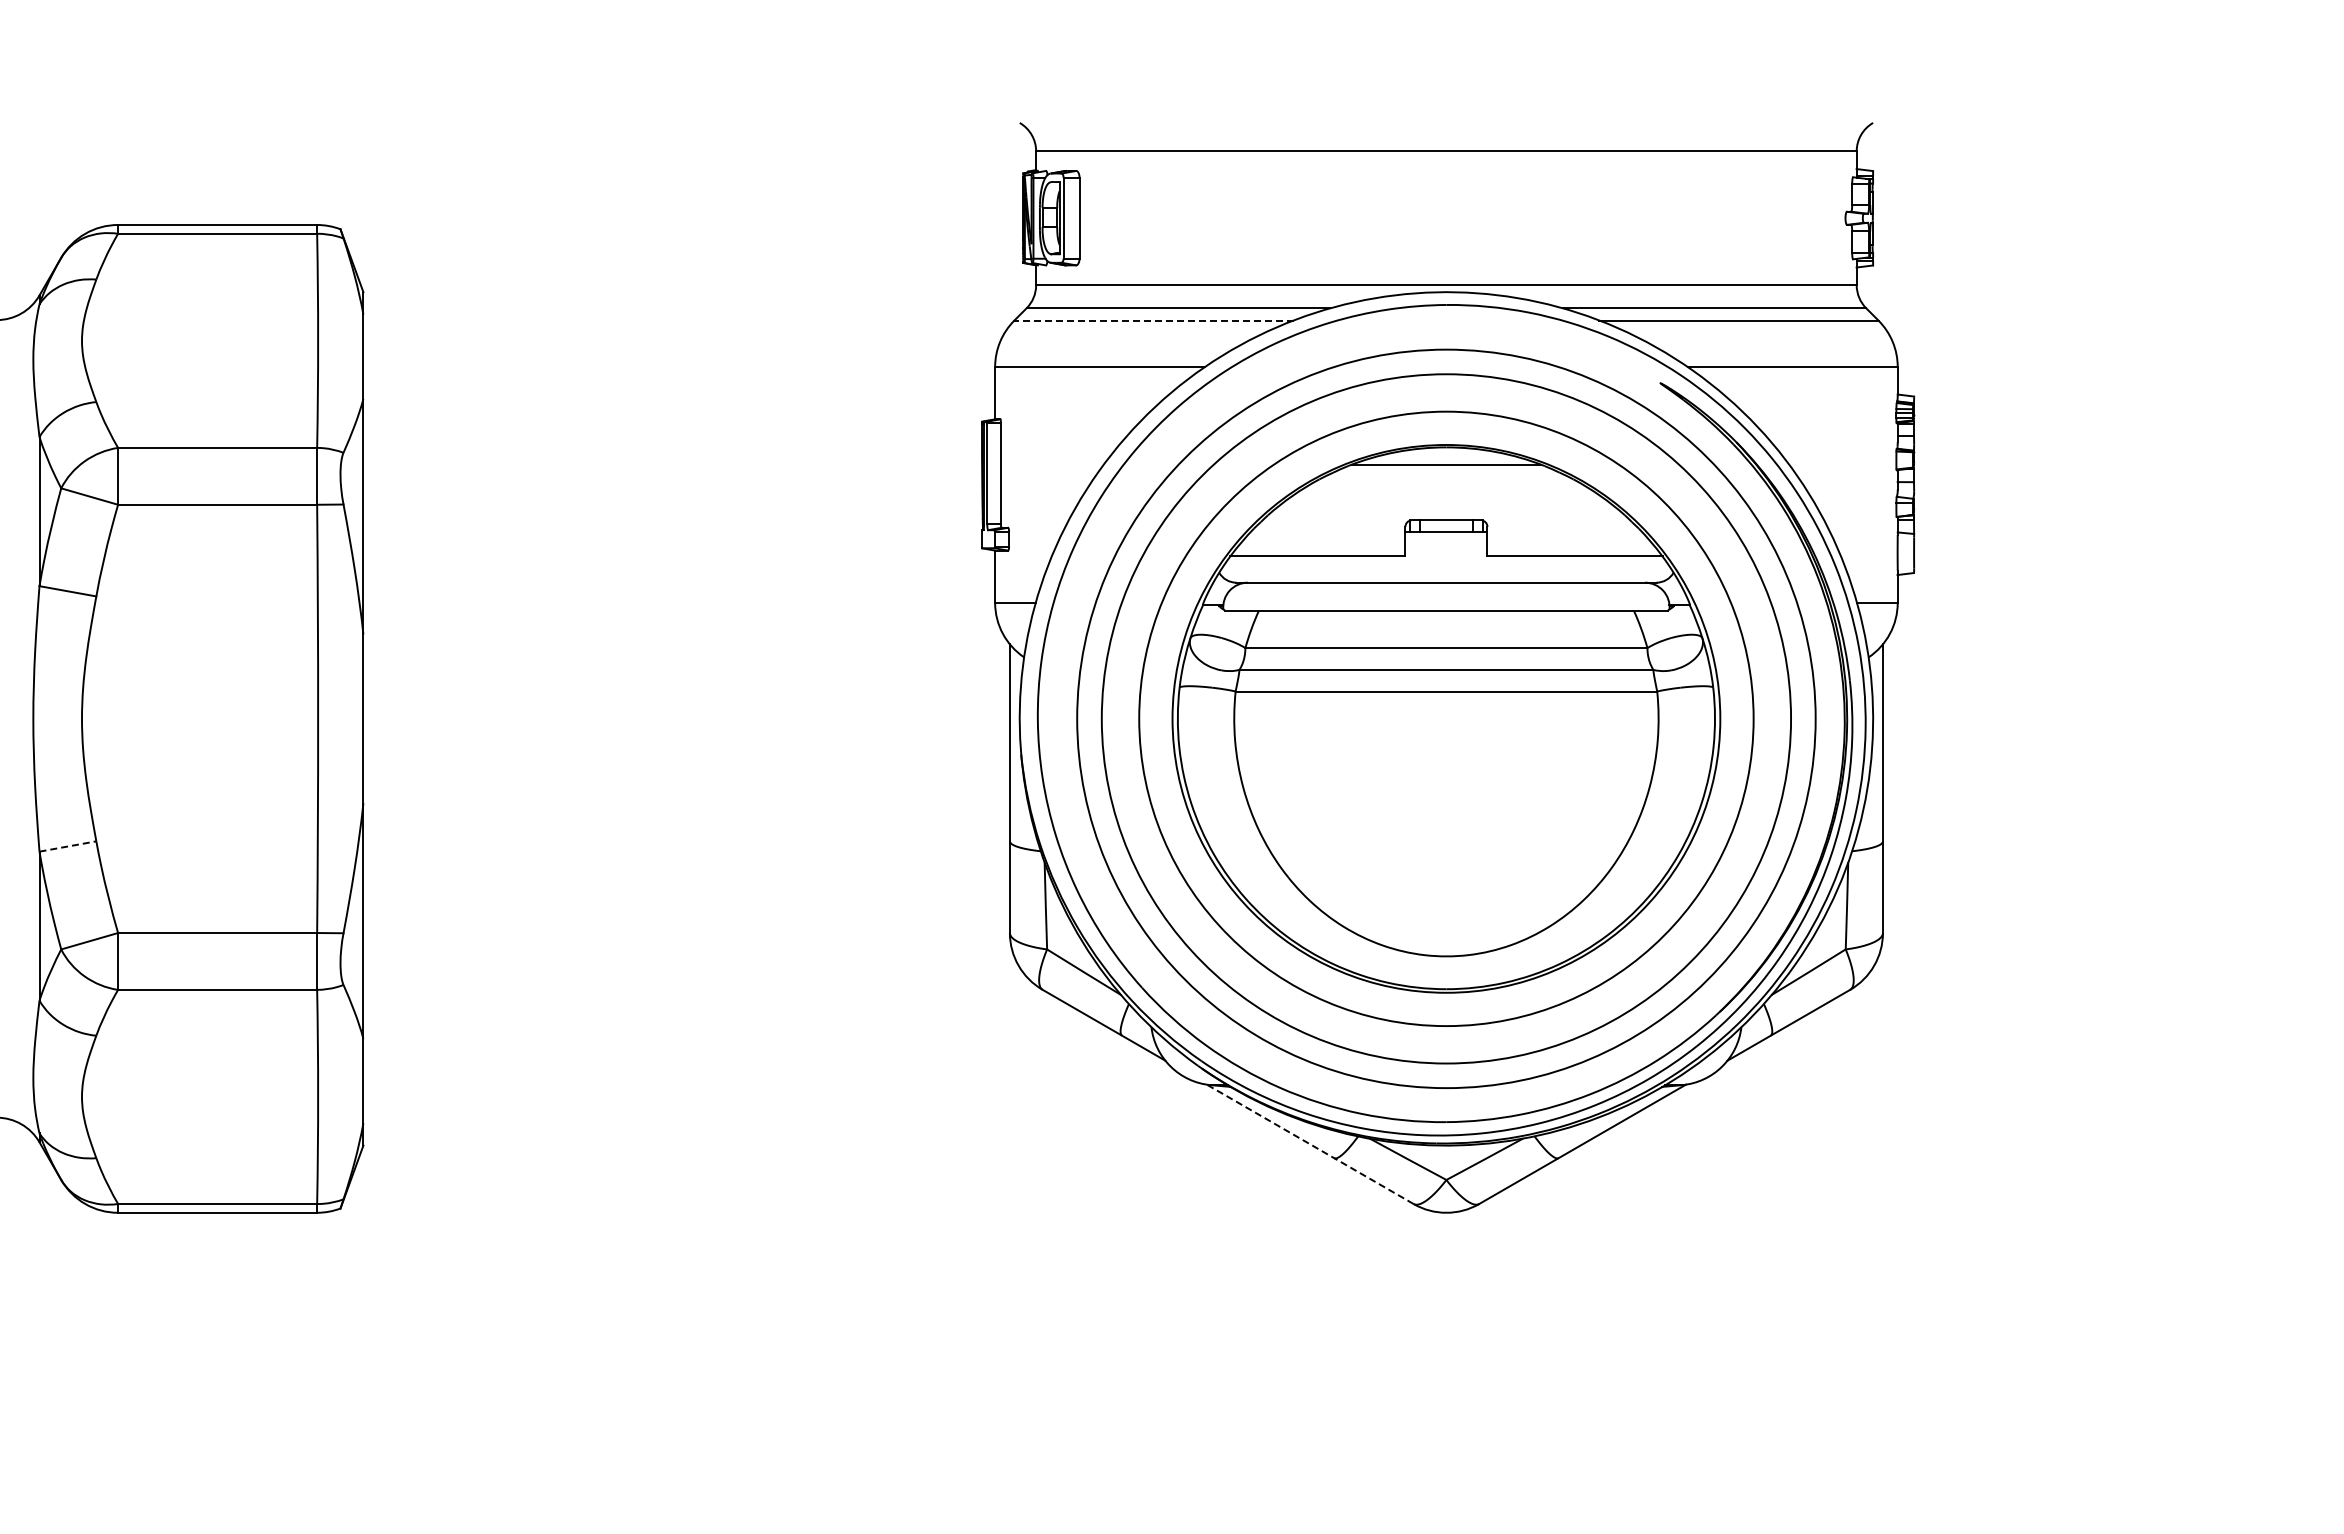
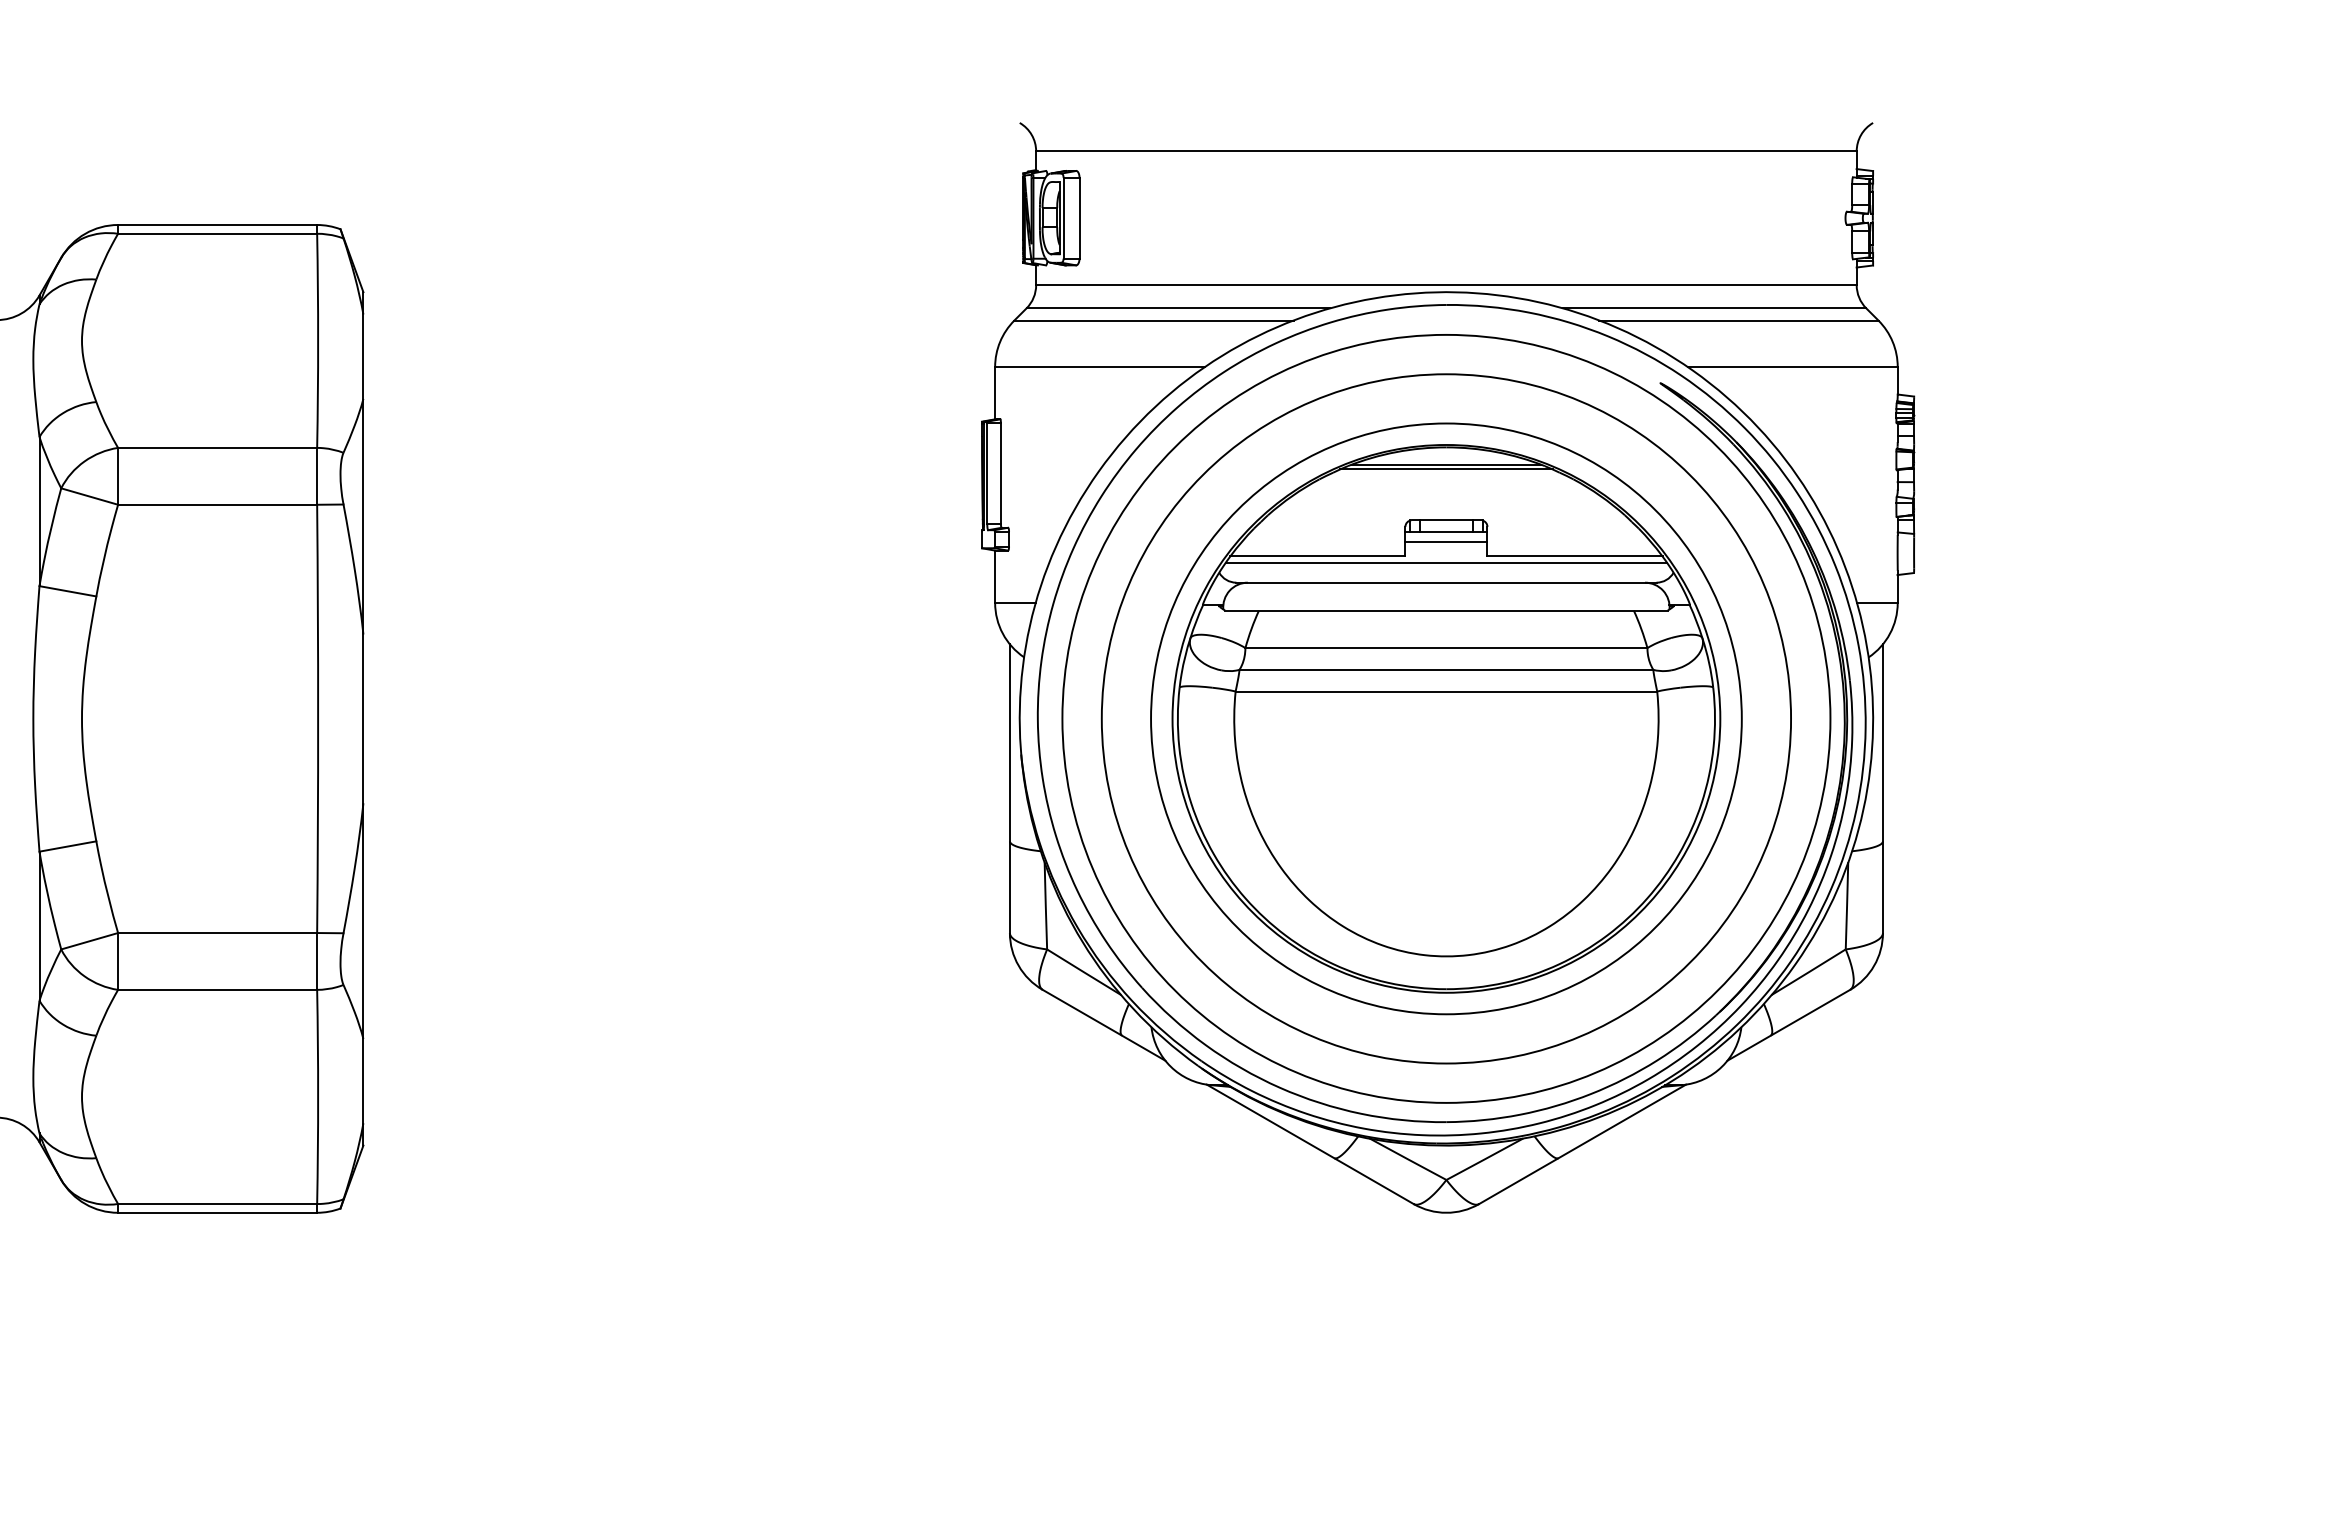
line: dashed -> solid (1154, 320)
line: none -> present (1446, 469)
line: none -> present (1446, 541)
line: none -> present (1446, 562)
circle diameter: 614 px -> 768 px (1446, 718)
circle diameter: 738 px -> 591 px (1446, 718)
line: dashed -> solid (67, 846)
line: dashed -> solid (1309, 1144)
